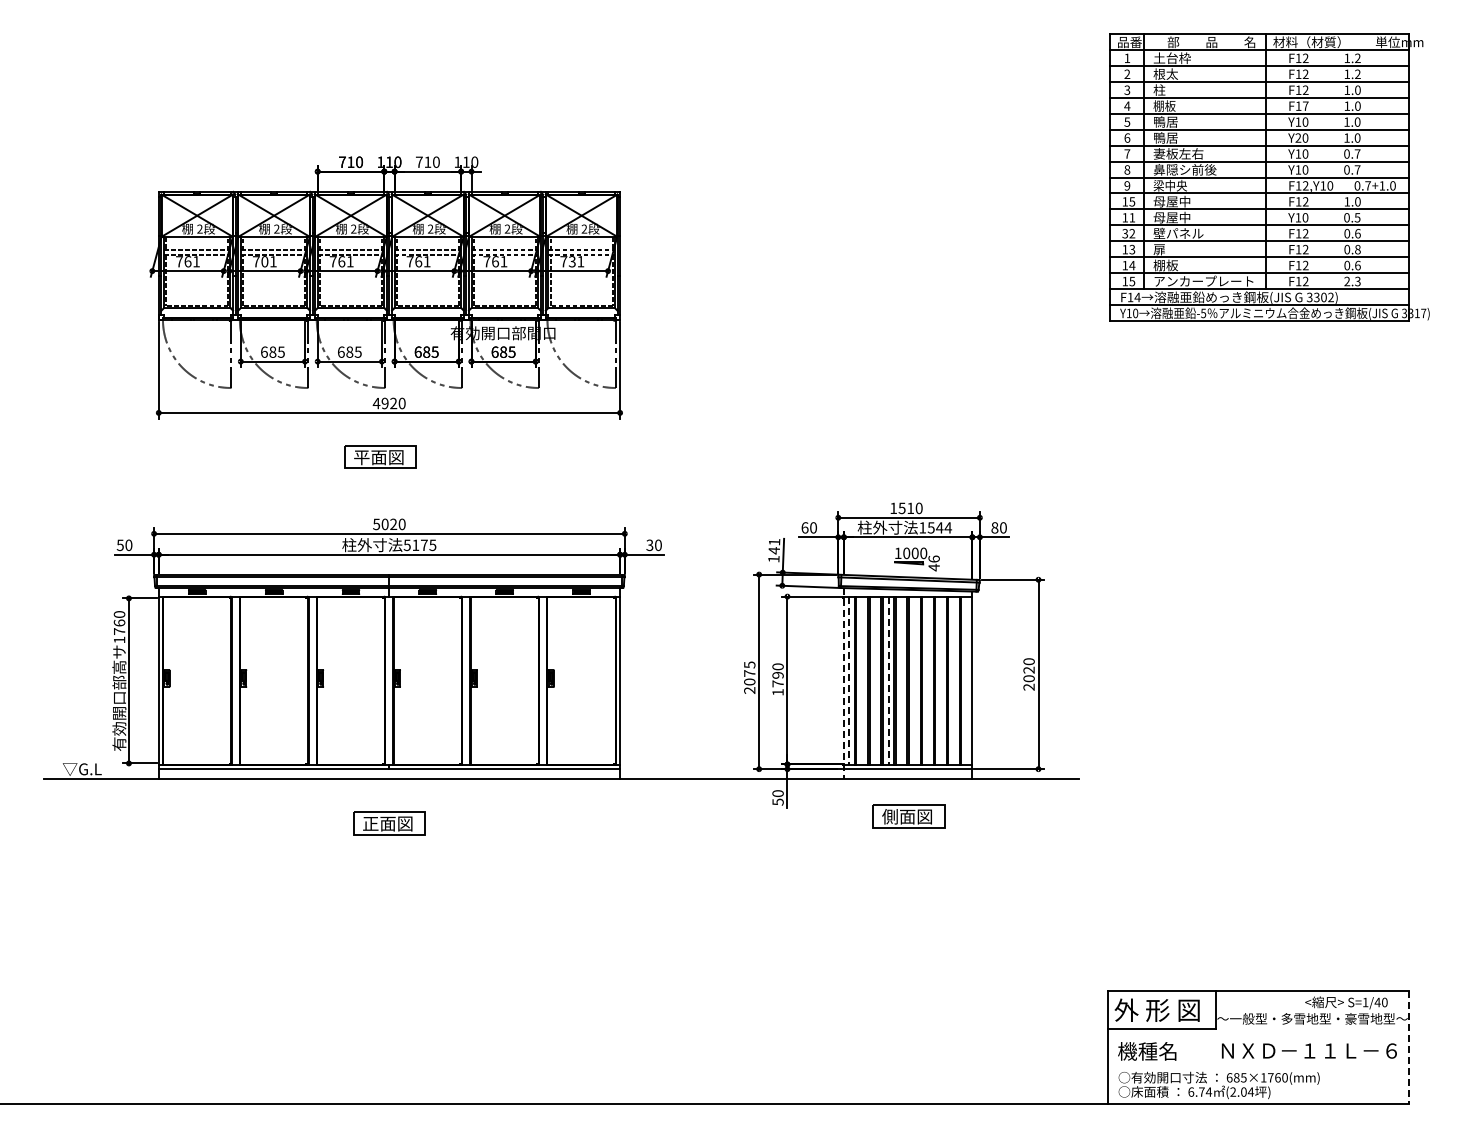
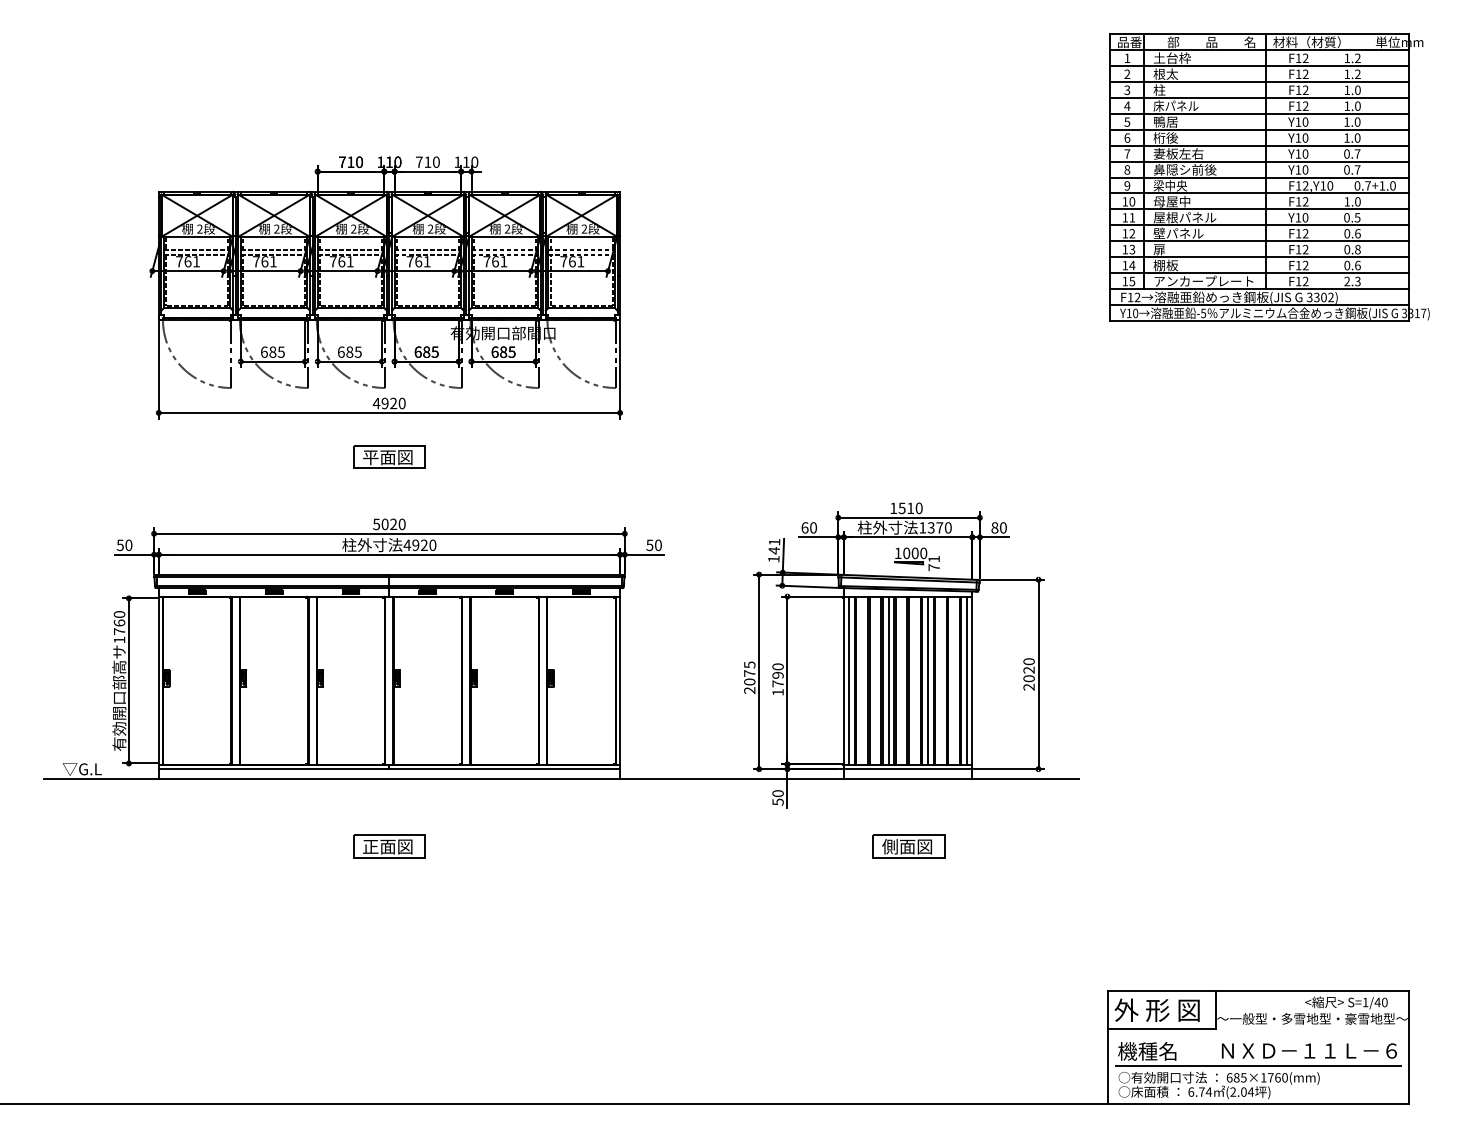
text: 棚板 -> 床パネル (1175, 105)
text: F17 -> F12 (1305, 105)
text: 鴨居 -> 桁後 (1165, 137)
text: Y20 -> Y10 (1298, 137)
text: 15 -> 10 (1132, 201)
text: 母屋中 -> 屋根パネル (1184, 217)
text: 32 -> 12 (1124, 233)
text: 701 -> 761 (264, 261)
text: 731 -> 761 (572, 261)
text: F14 -> F12 (1137, 297)
part position: (380, 456) -> (389, 456) (389, 456)
text: 1544 -> 1370 (940, 527)
text: 30 -> 50 (649, 544)
text: 5175 -> 4920 (419, 545)
text: 46 -> 71 (933, 563)
line: dashed -> solid (849, 680)
line: dashed -> solid (888, 680)
line: none -> present (927, 680)
line: none -> present (967, 680)
line: dashed -> solid (843, 683)
part position: (908, 816) -> (908, 846) (908, 846)
part position: (389, 823) -> (389, 846) (389, 846)
line: dashed -> solid (1408, 1048)
line: none -> present (1258, 1066)
